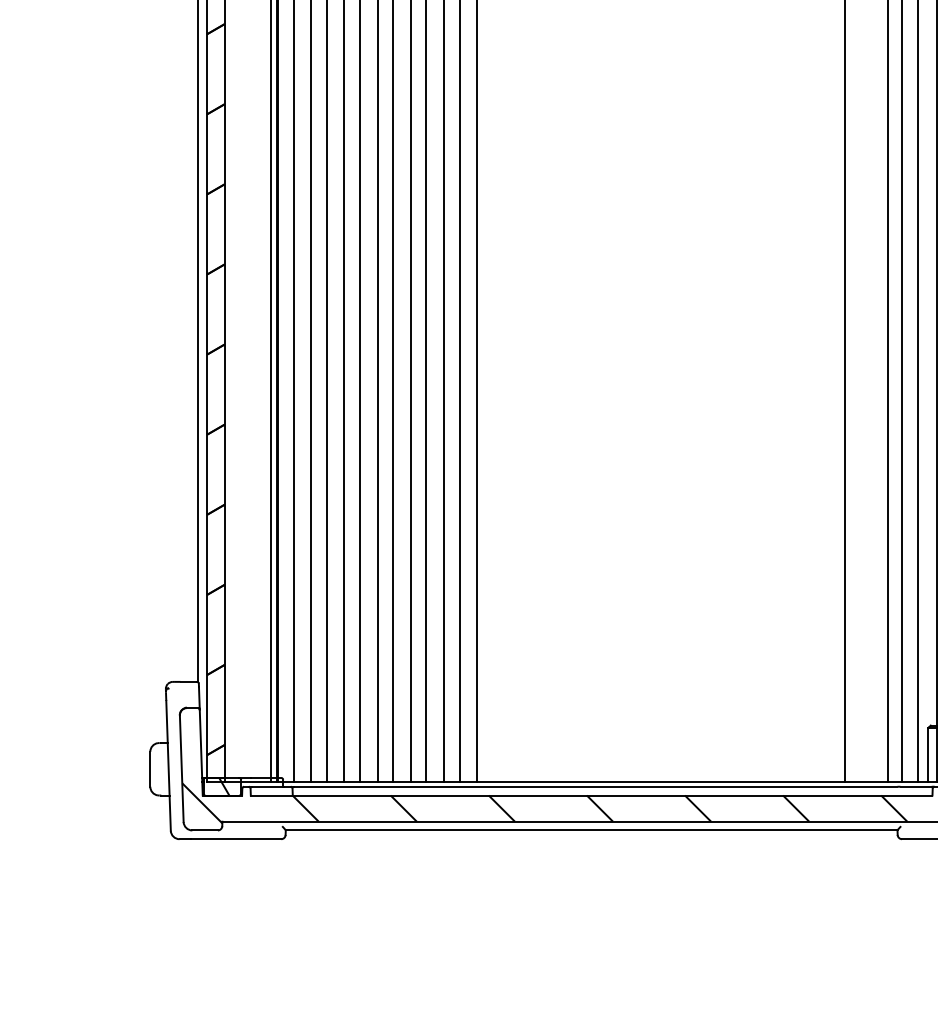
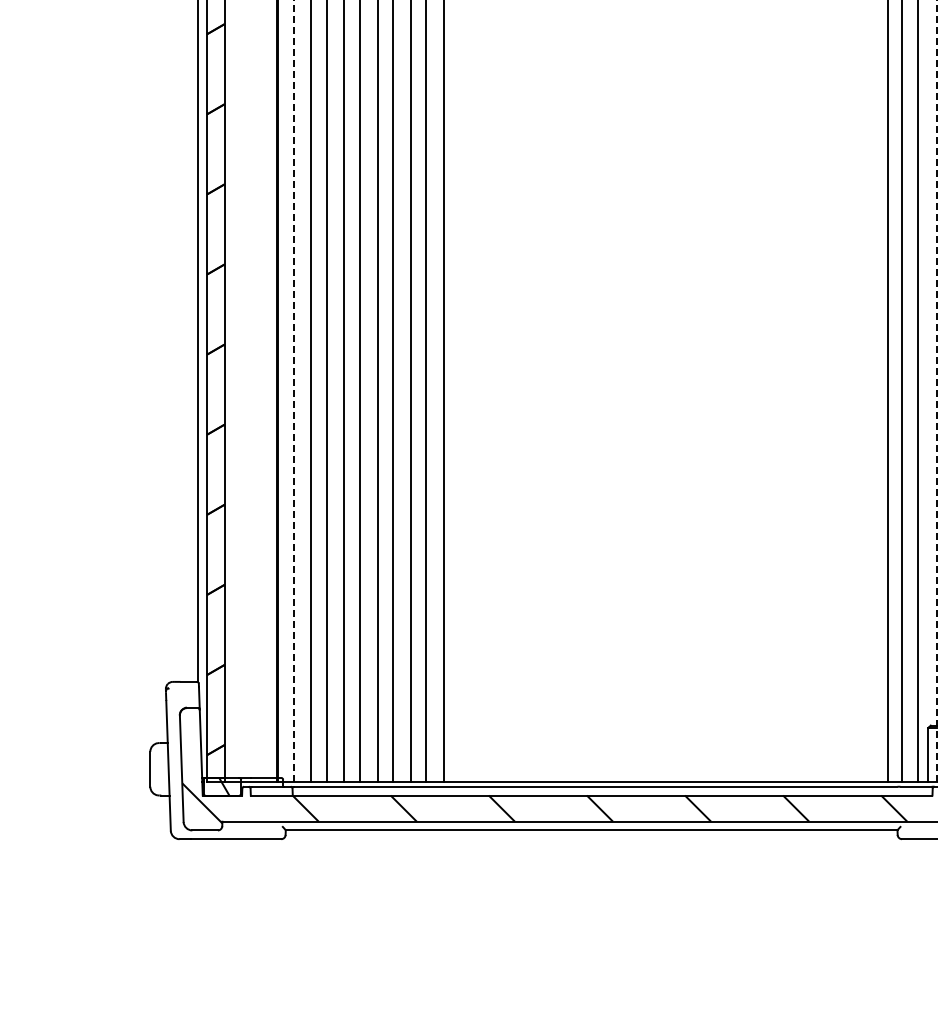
line: solid -> dashed (293, 391)
line: solid -> dashed (936, 391)
line: present -> none (270, 392)
line: present -> none (459, 392)
line: present -> none (477, 392)
line: present -> none (844, 392)
